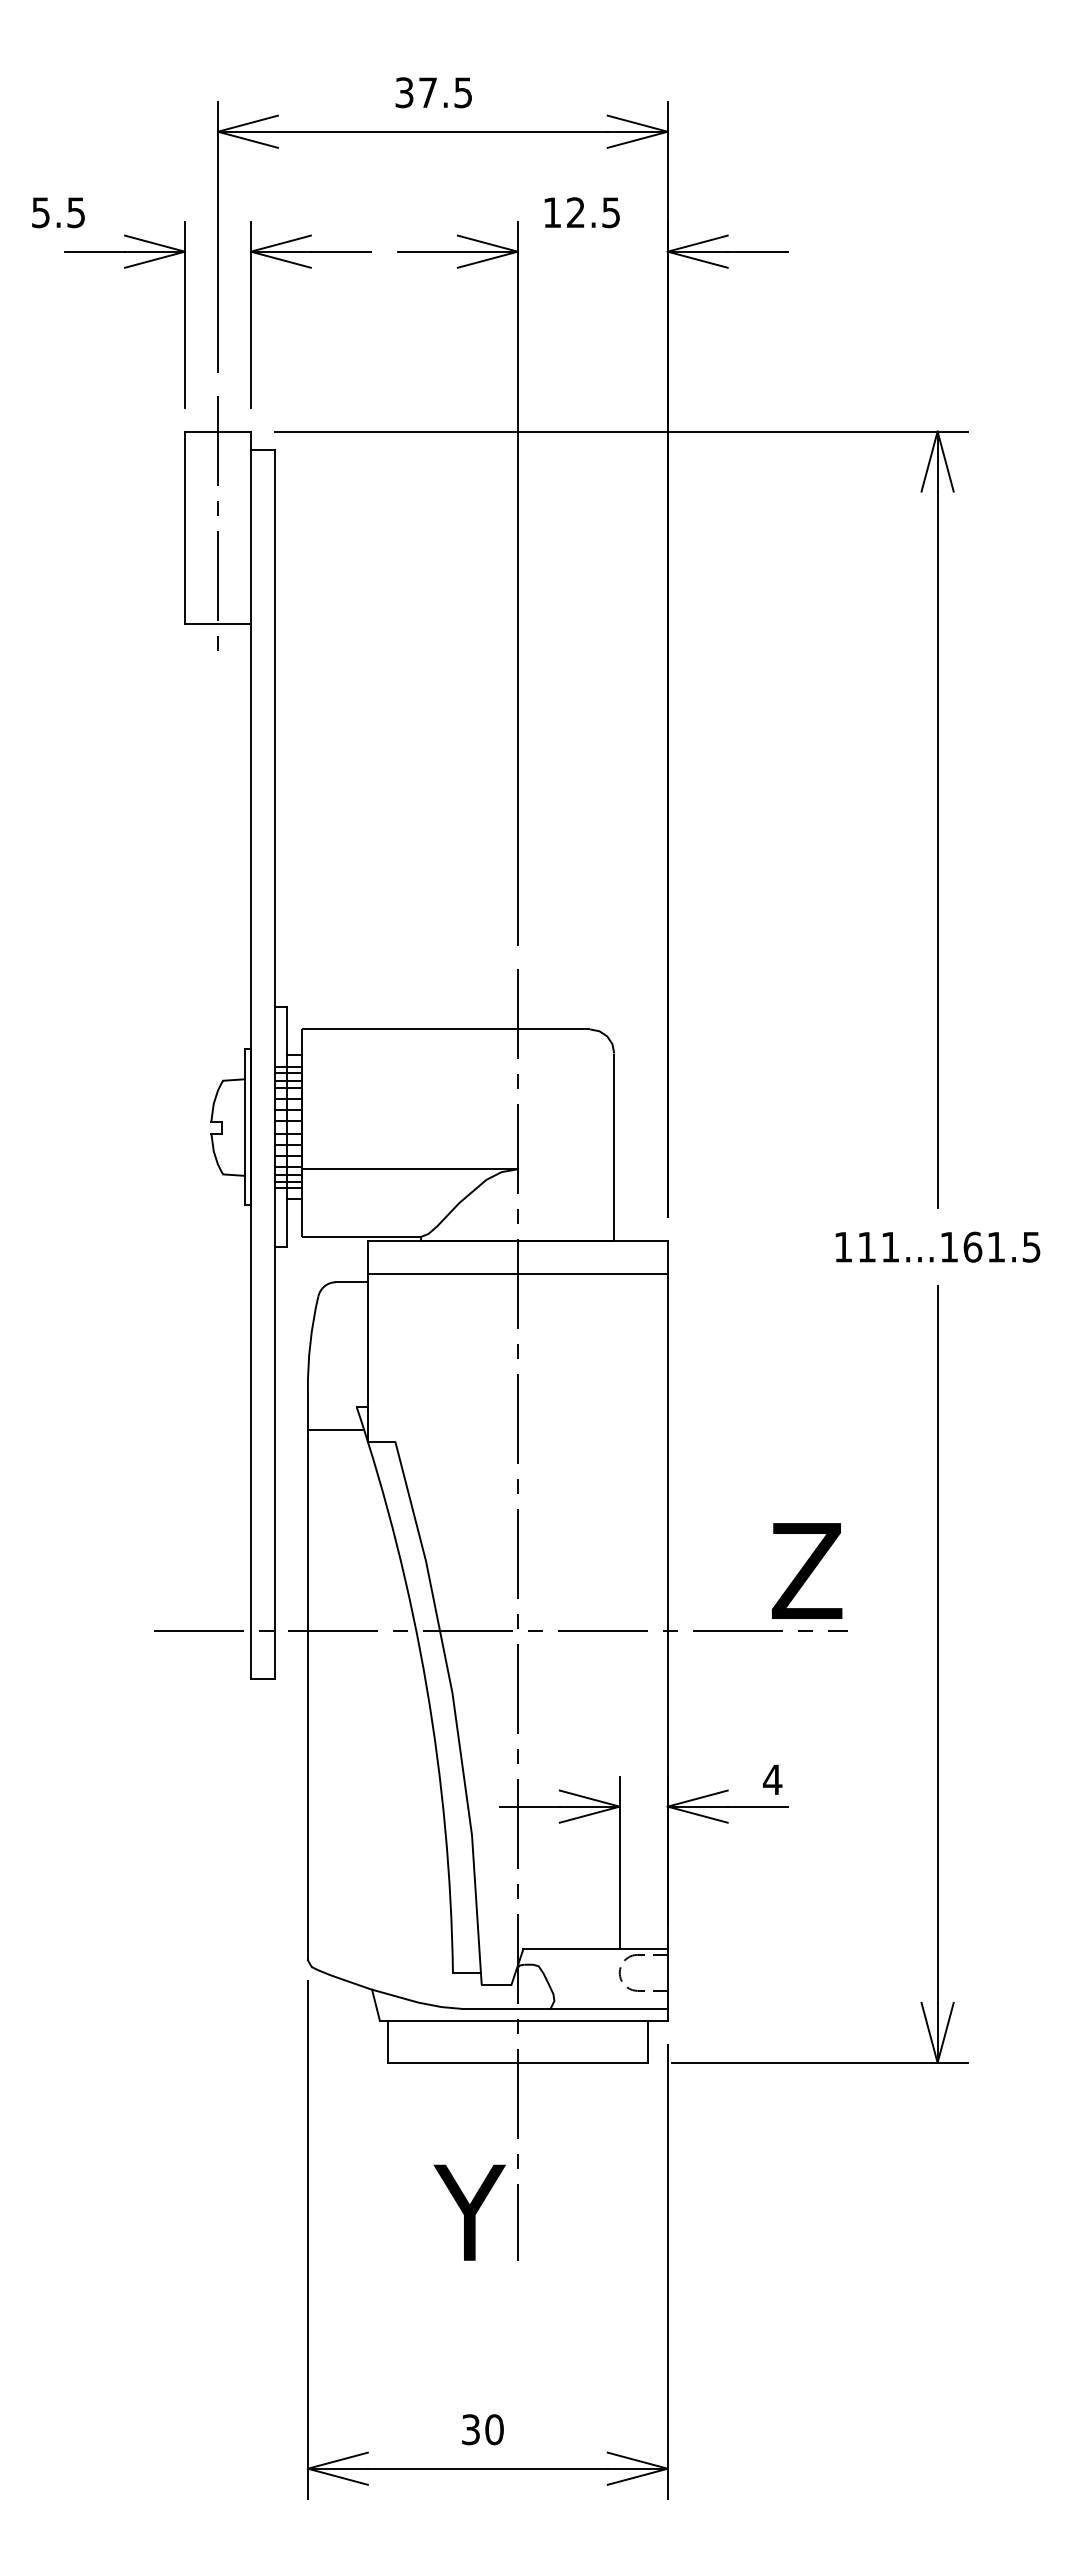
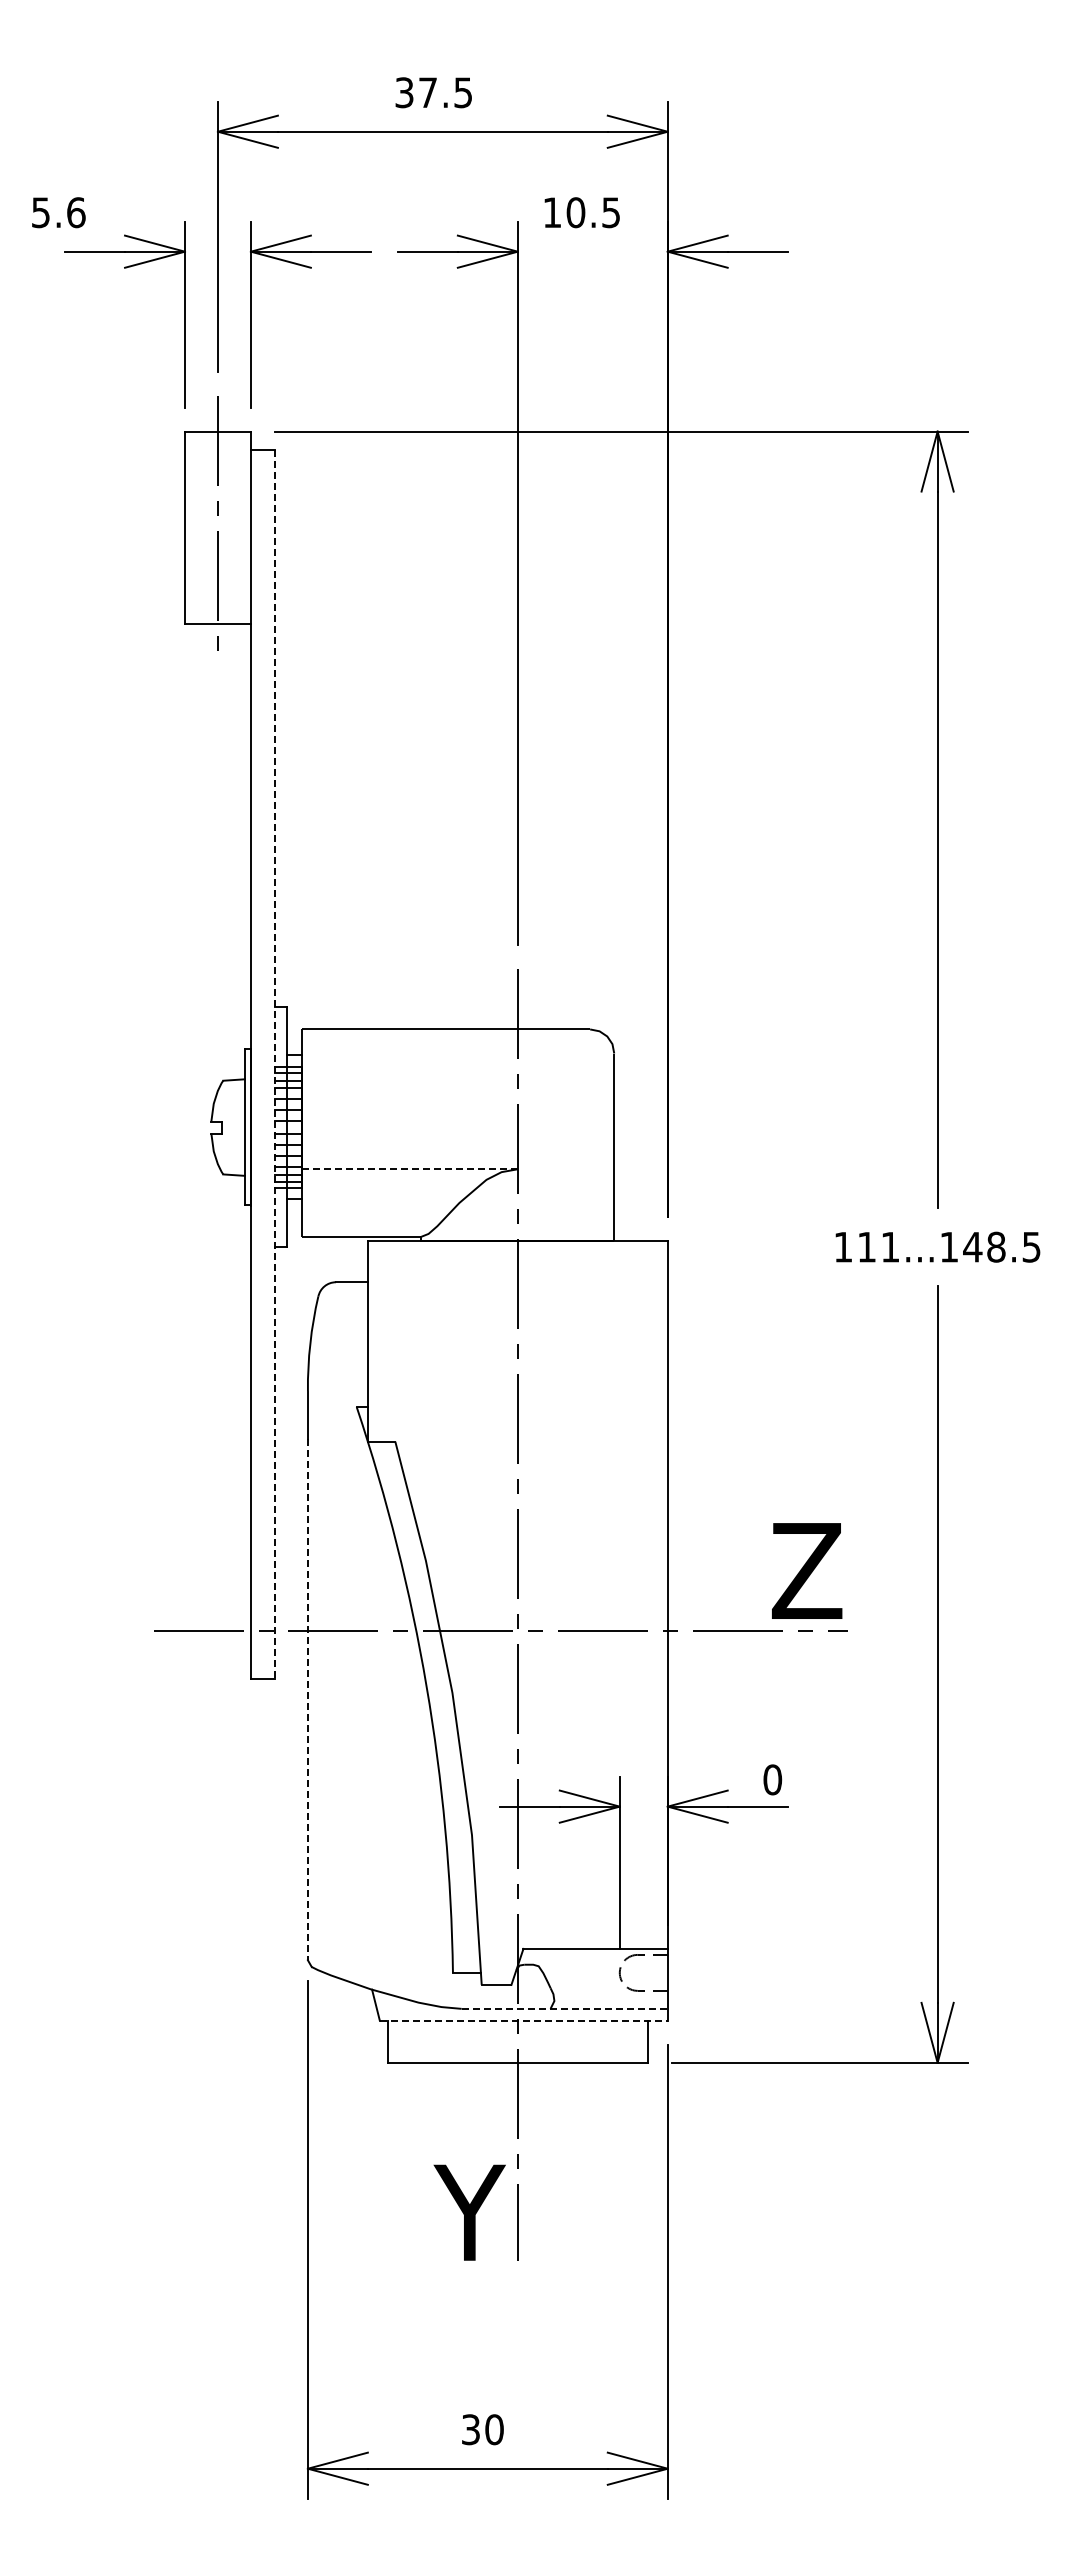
text: 5.5 -> 5.6 (76, 212)
text: 12.5 -> 10.5 (575, 212)
line: solid -> dashed (274, 1064)
line: solid -> dashed (410, 1169)
text: 111...161.5 -> 111...148.5 (984, 1246)
line: present -> none (517, 1273)
line: present -> none (335, 1429)
line: solid -> dashed (307, 1699)
text: 4 -> 0 (772, 1779)
line: solid -> dashed (565, 2008)
line: solid -> dashed (523, 2020)
